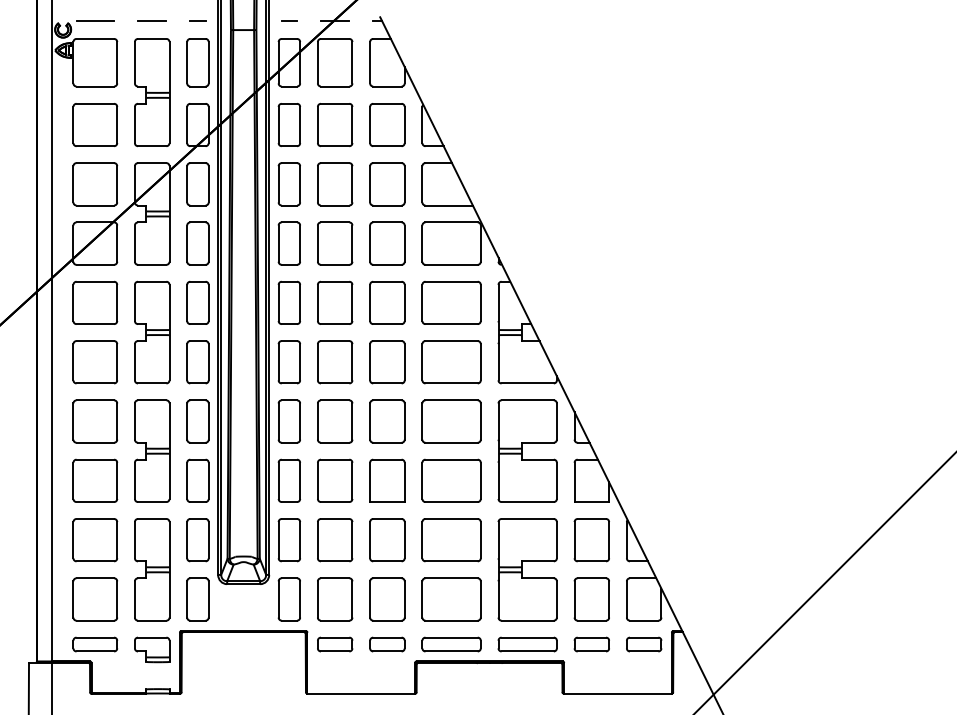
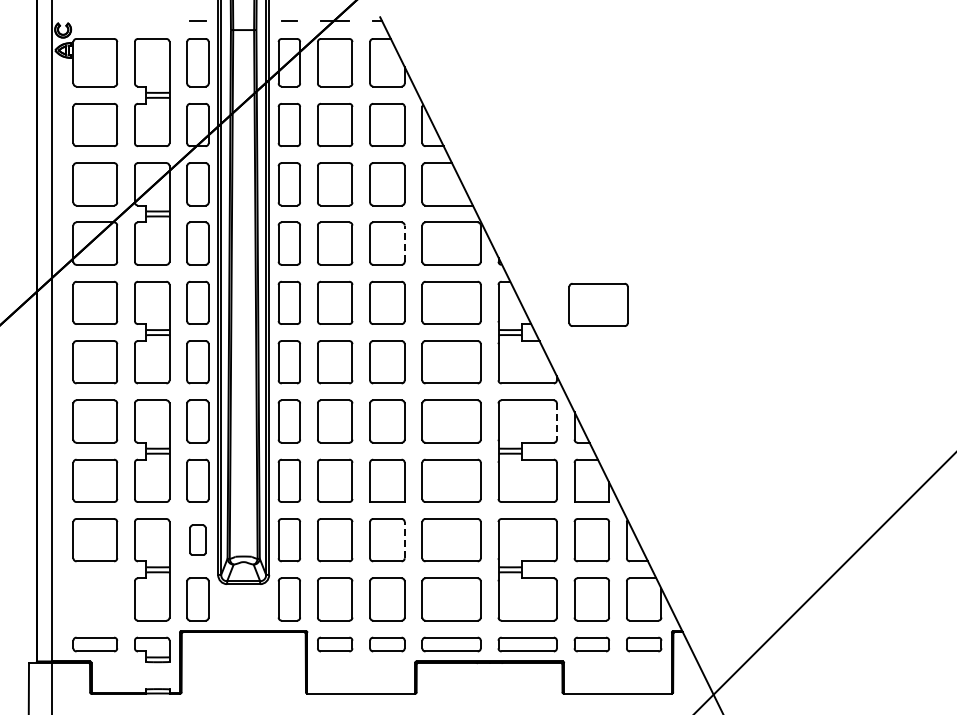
line: present -> none (95, 21)
line: present -> none (152, 21)
line: solid -> dashed (404, 243)
part: none -> present (598, 304)
line: solid -> dashed (556, 422)
line: solid -> dashed (404, 539)
part size: 24x45 px -> 18x32 px (197, 539)
part: present -> none (94, 599)
